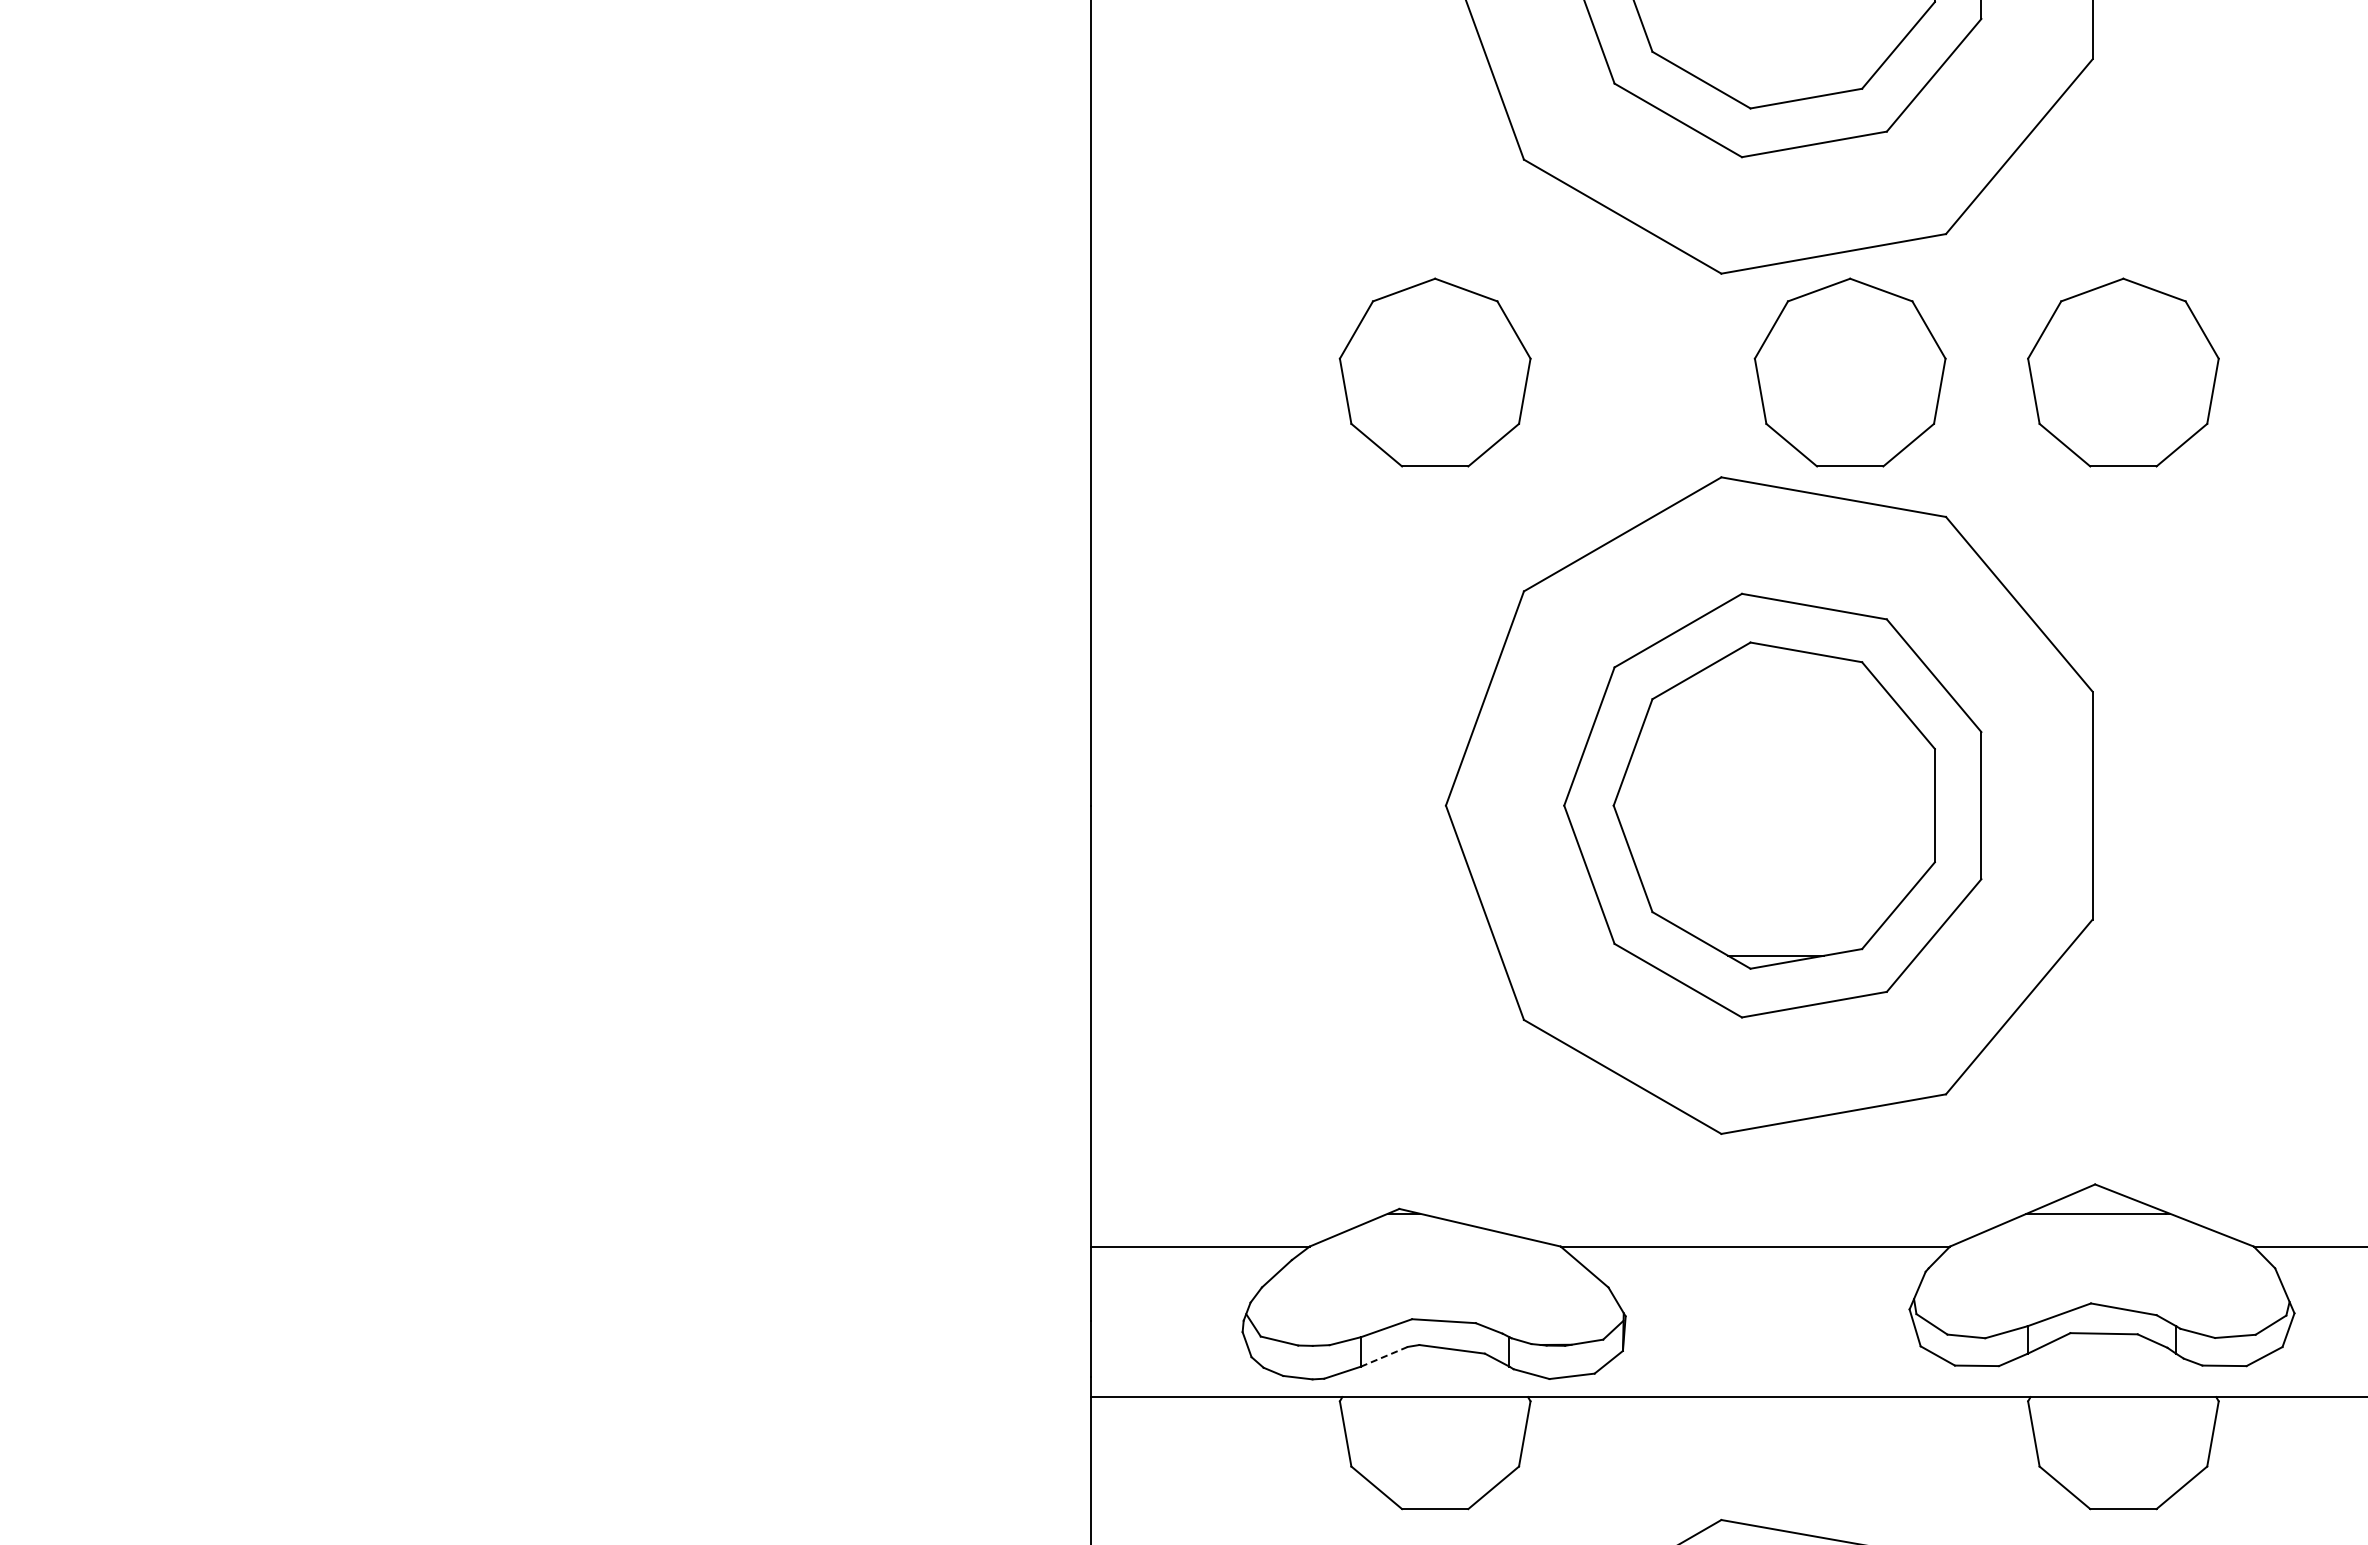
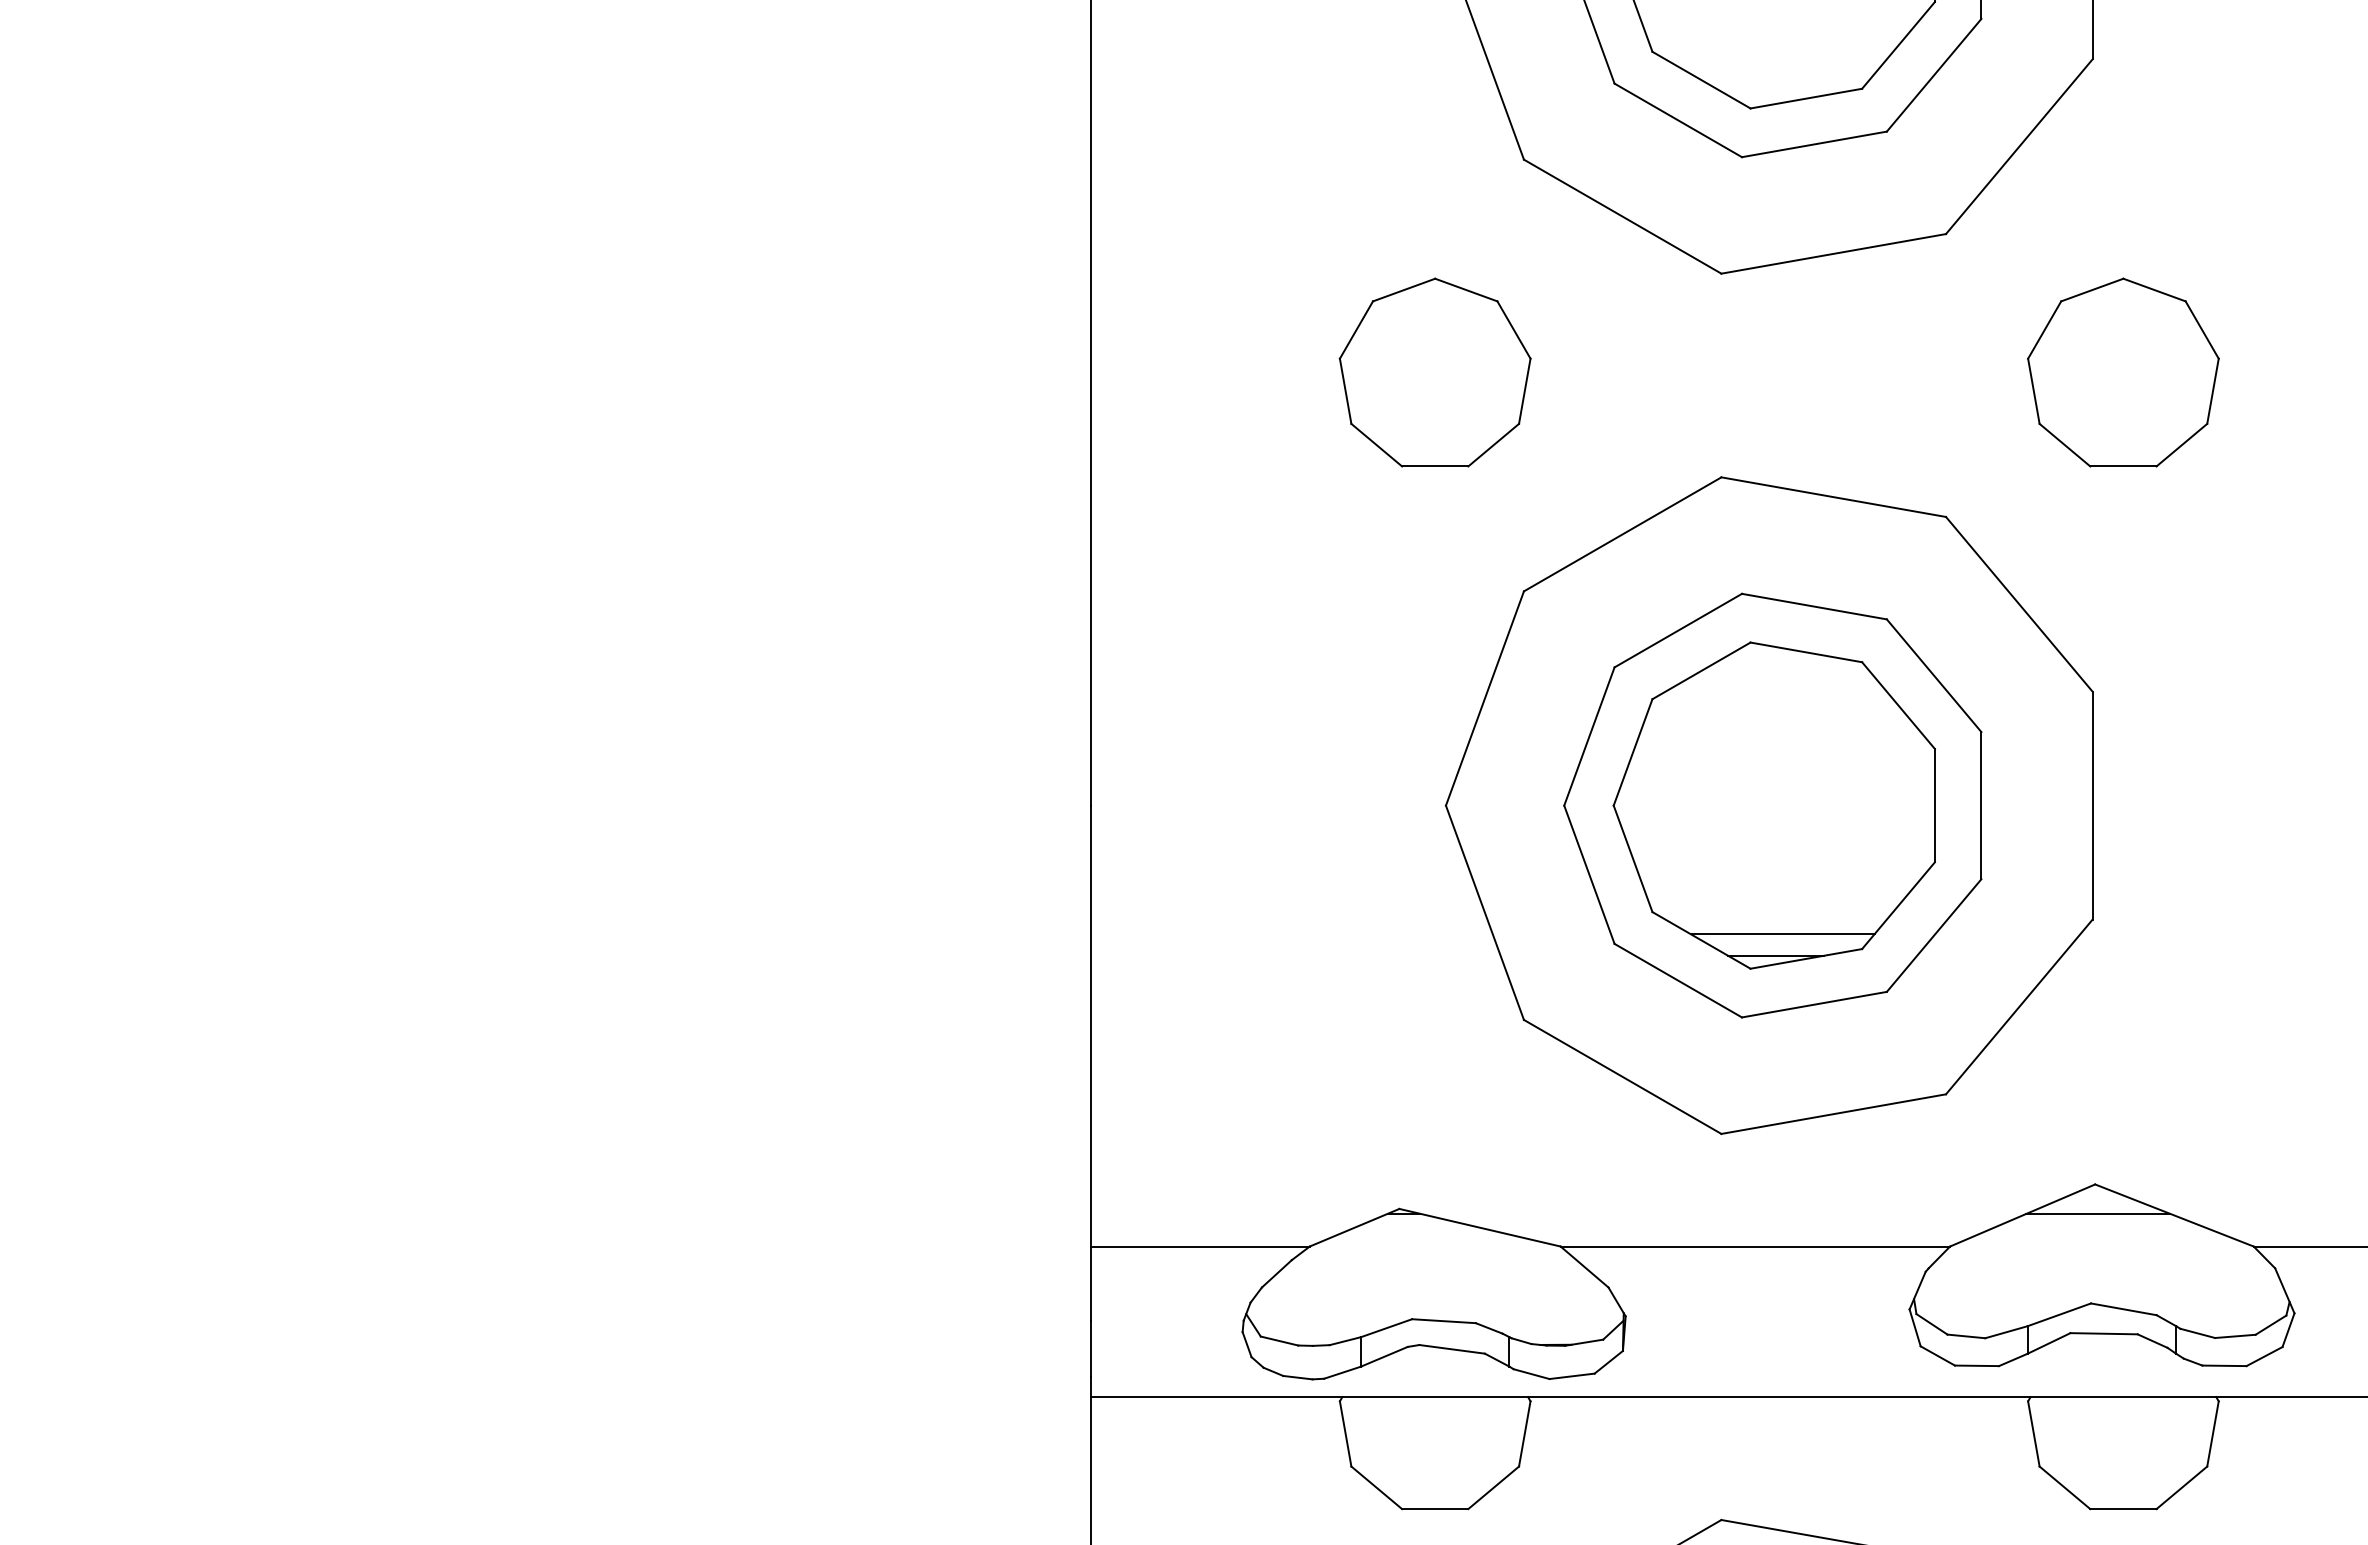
part: present -> none (1849, 372)
line: none -> present (1782, 934)
line: dashed -> solid (1383, 1356)
